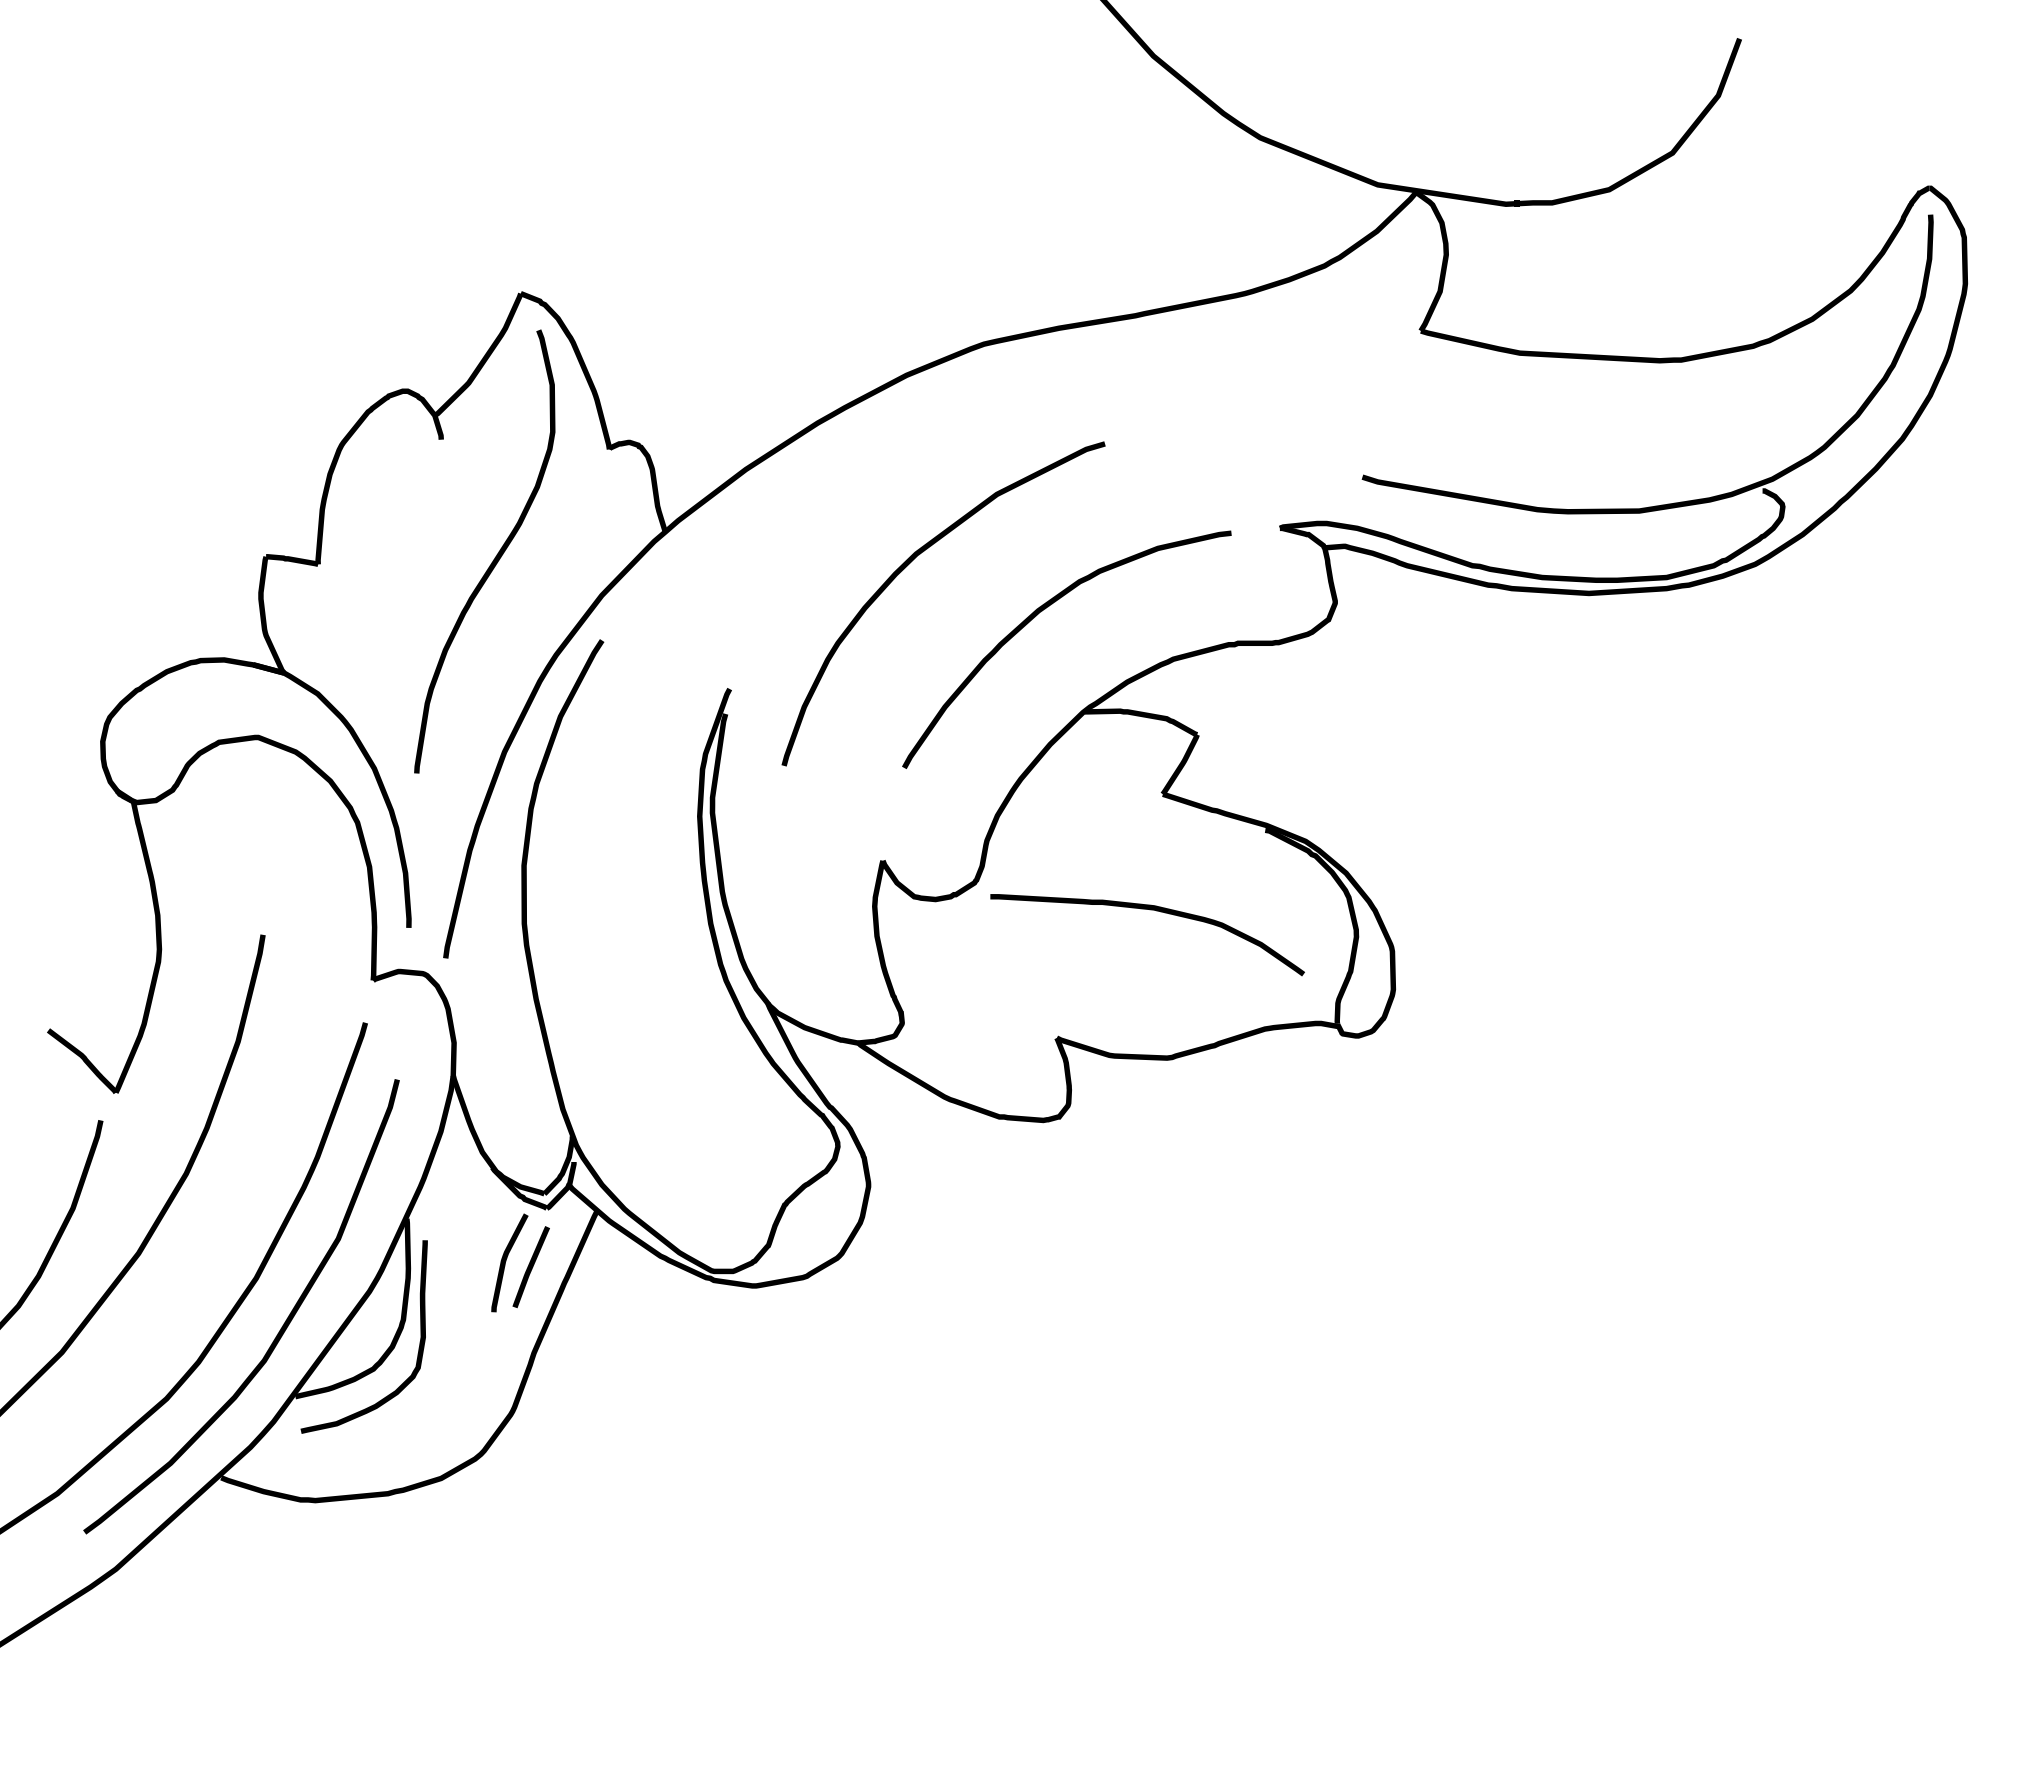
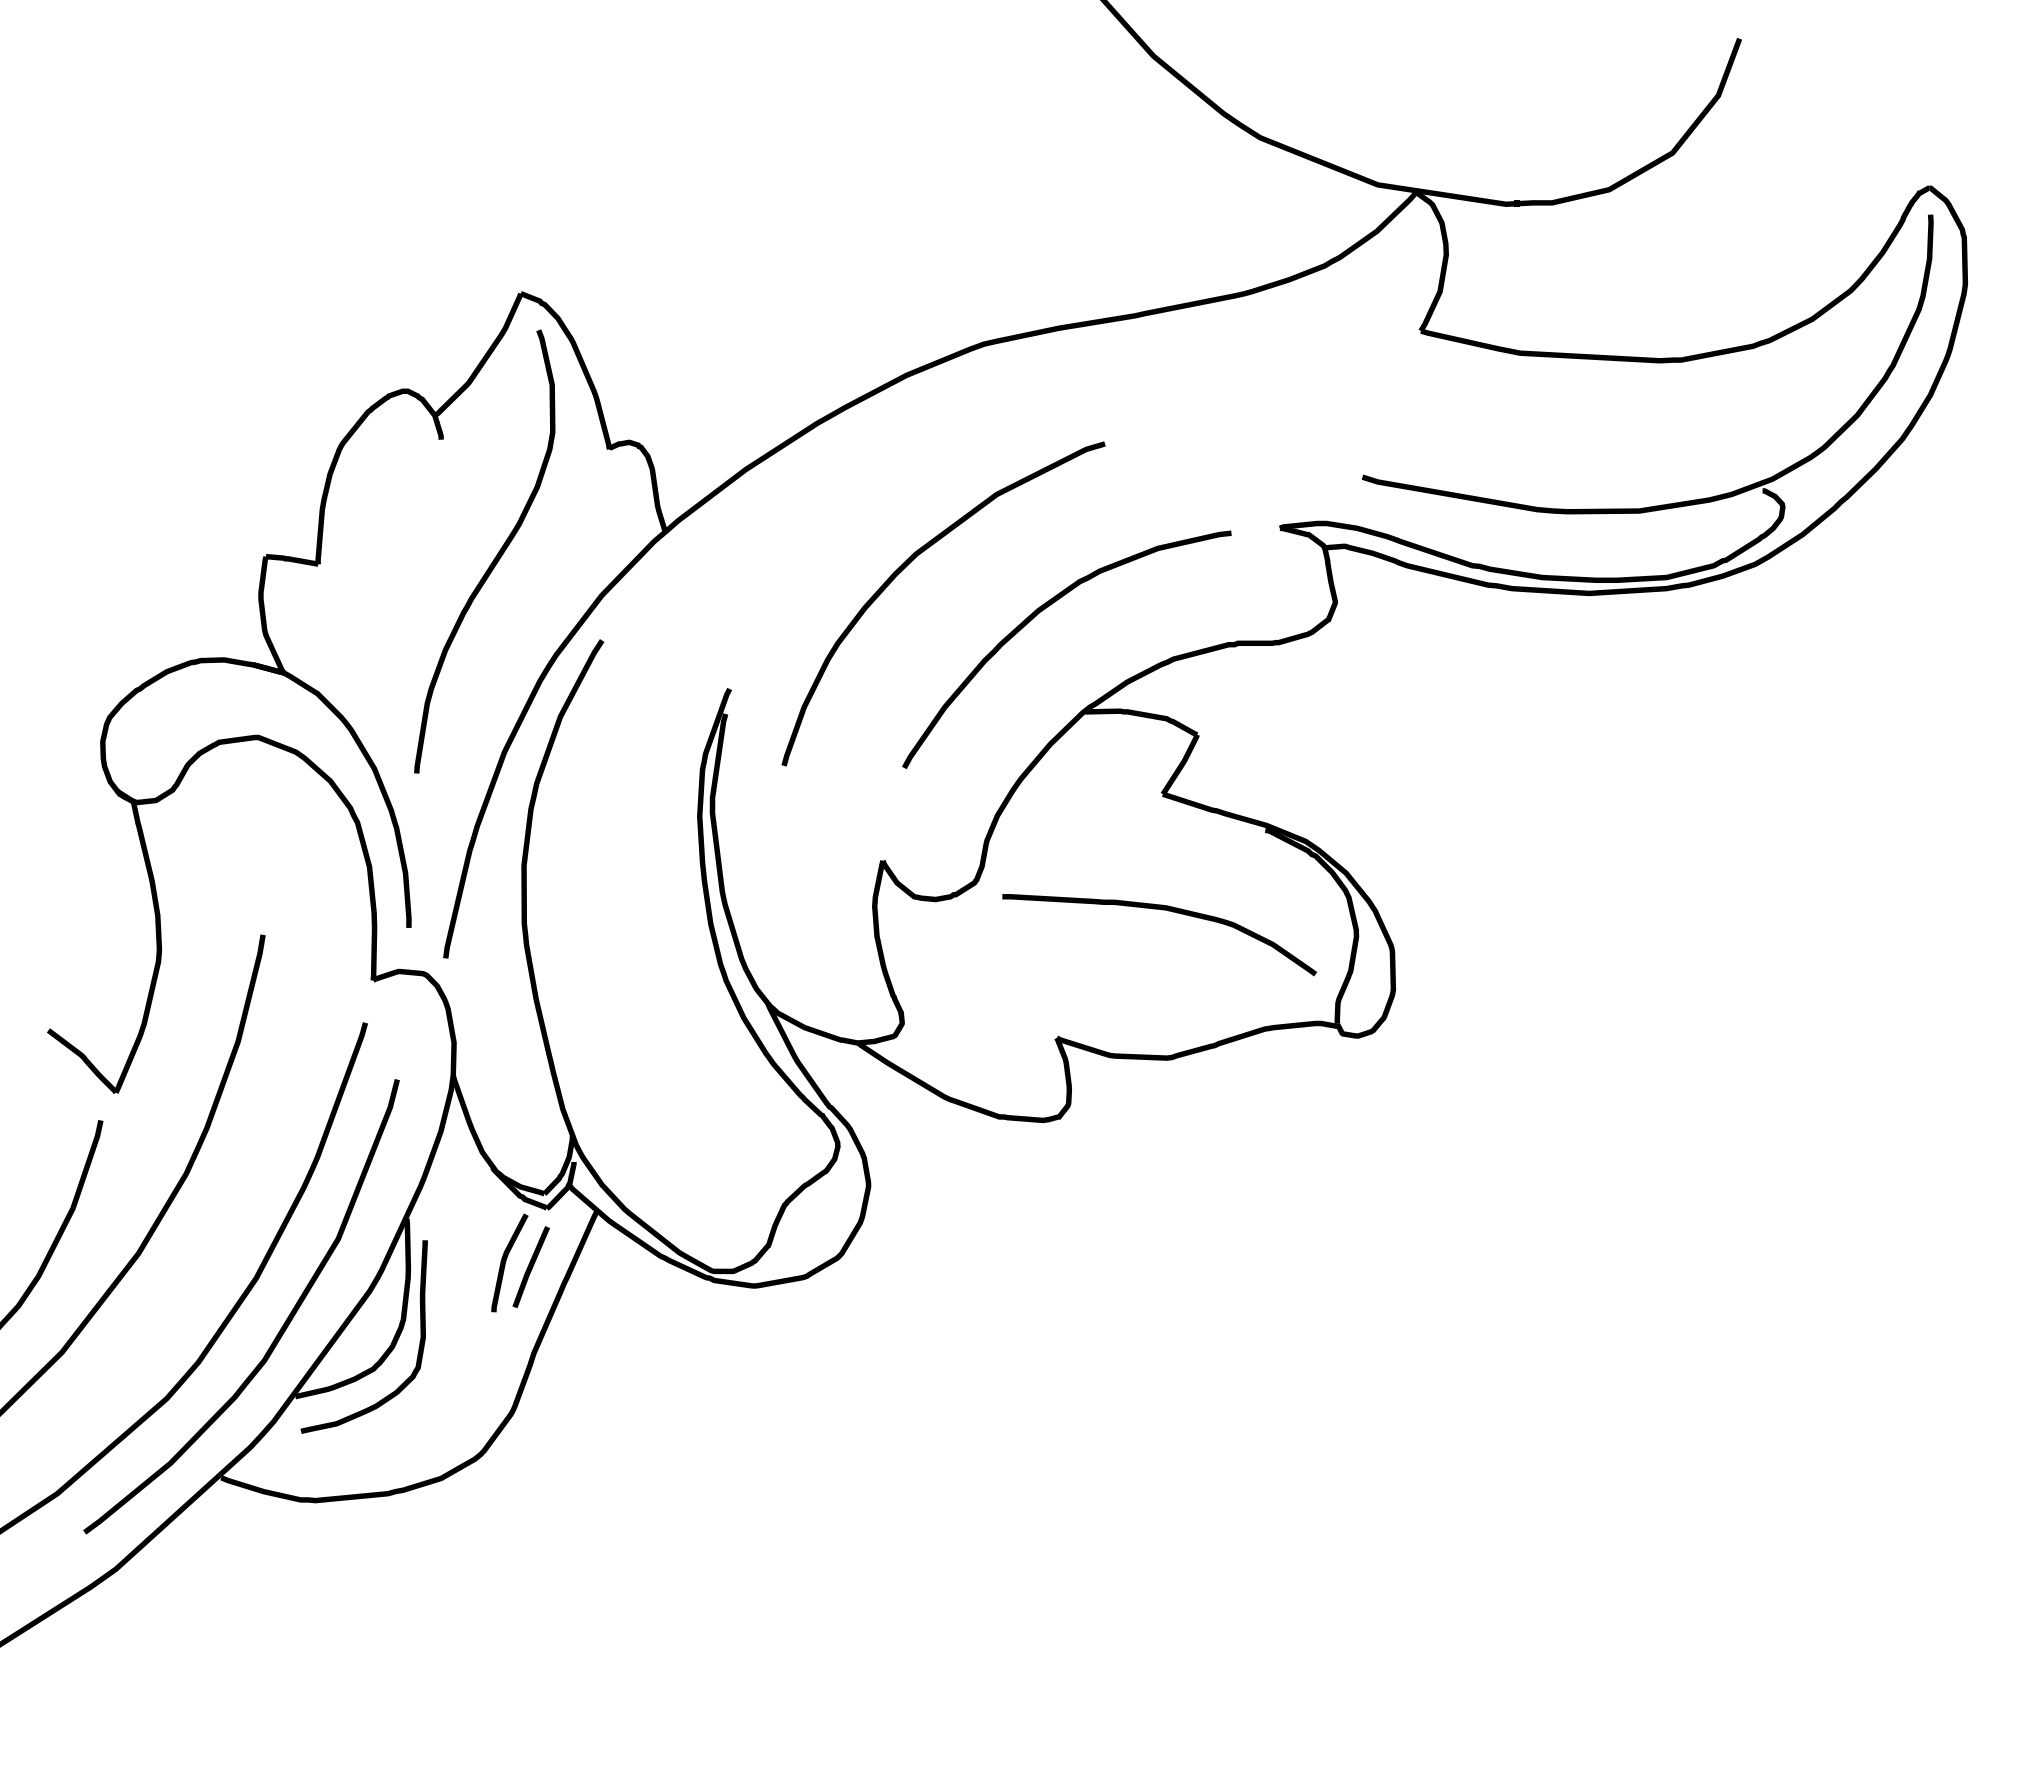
curve position: (1150, 910) -> (1162, 910) (1162, 910)
